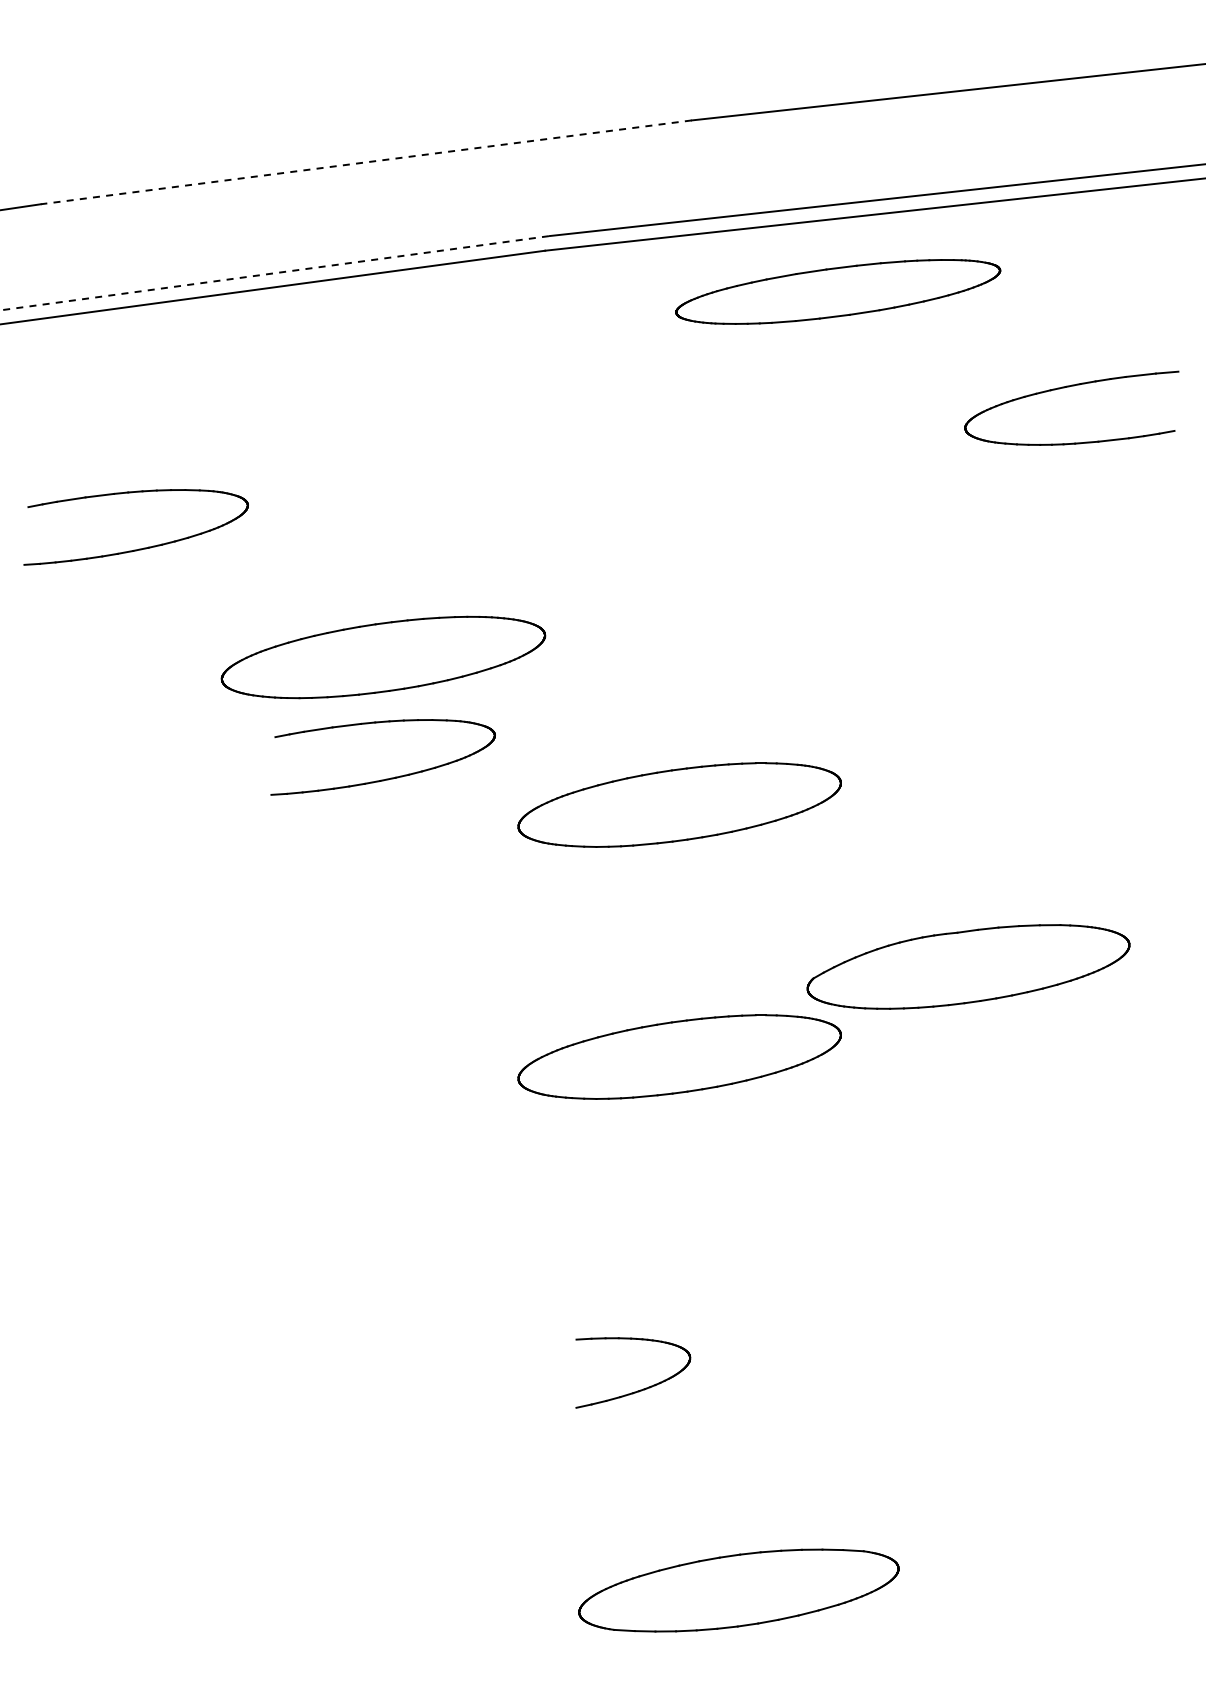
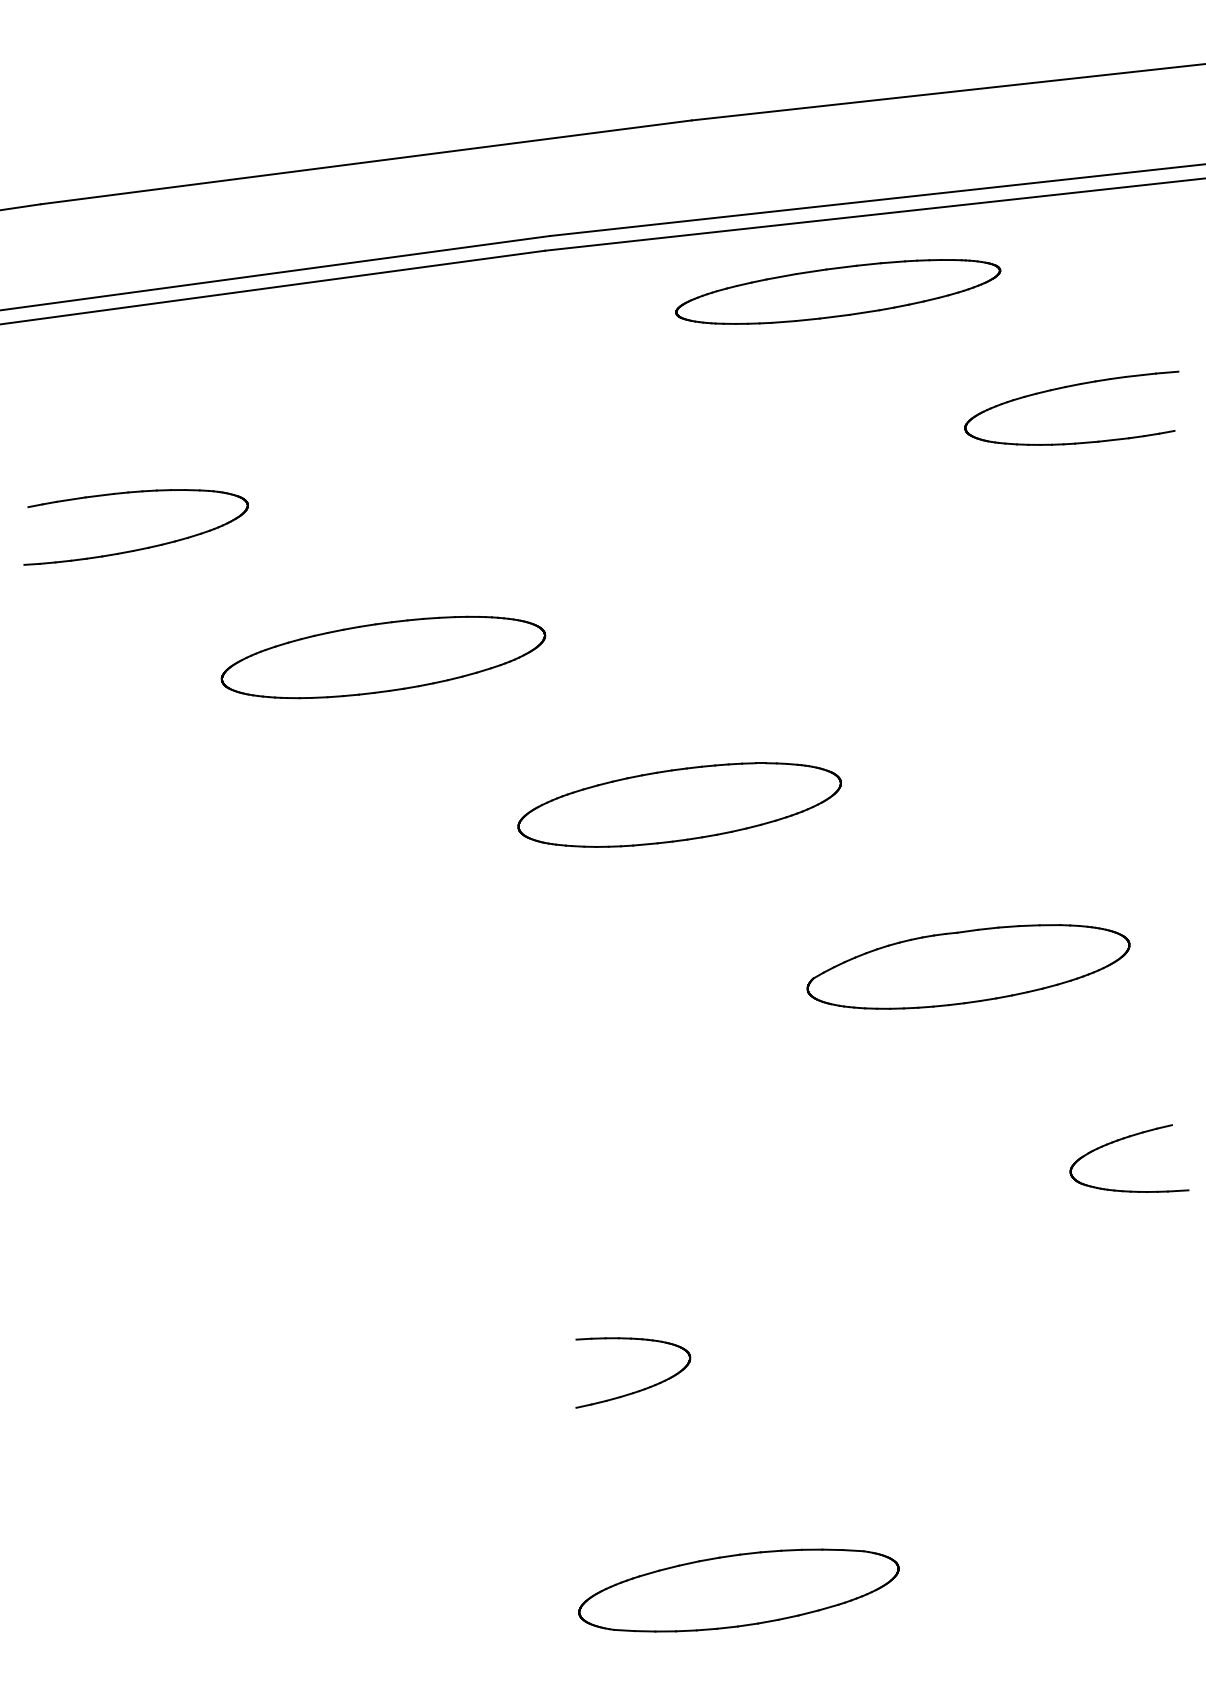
line: dashed -> solid (365, 162)
line: dashed -> solid (275, 273)
part: present -> none (386, 778)
part: present -> none (679, 1056)
part: none -> present (1124, 1139)
